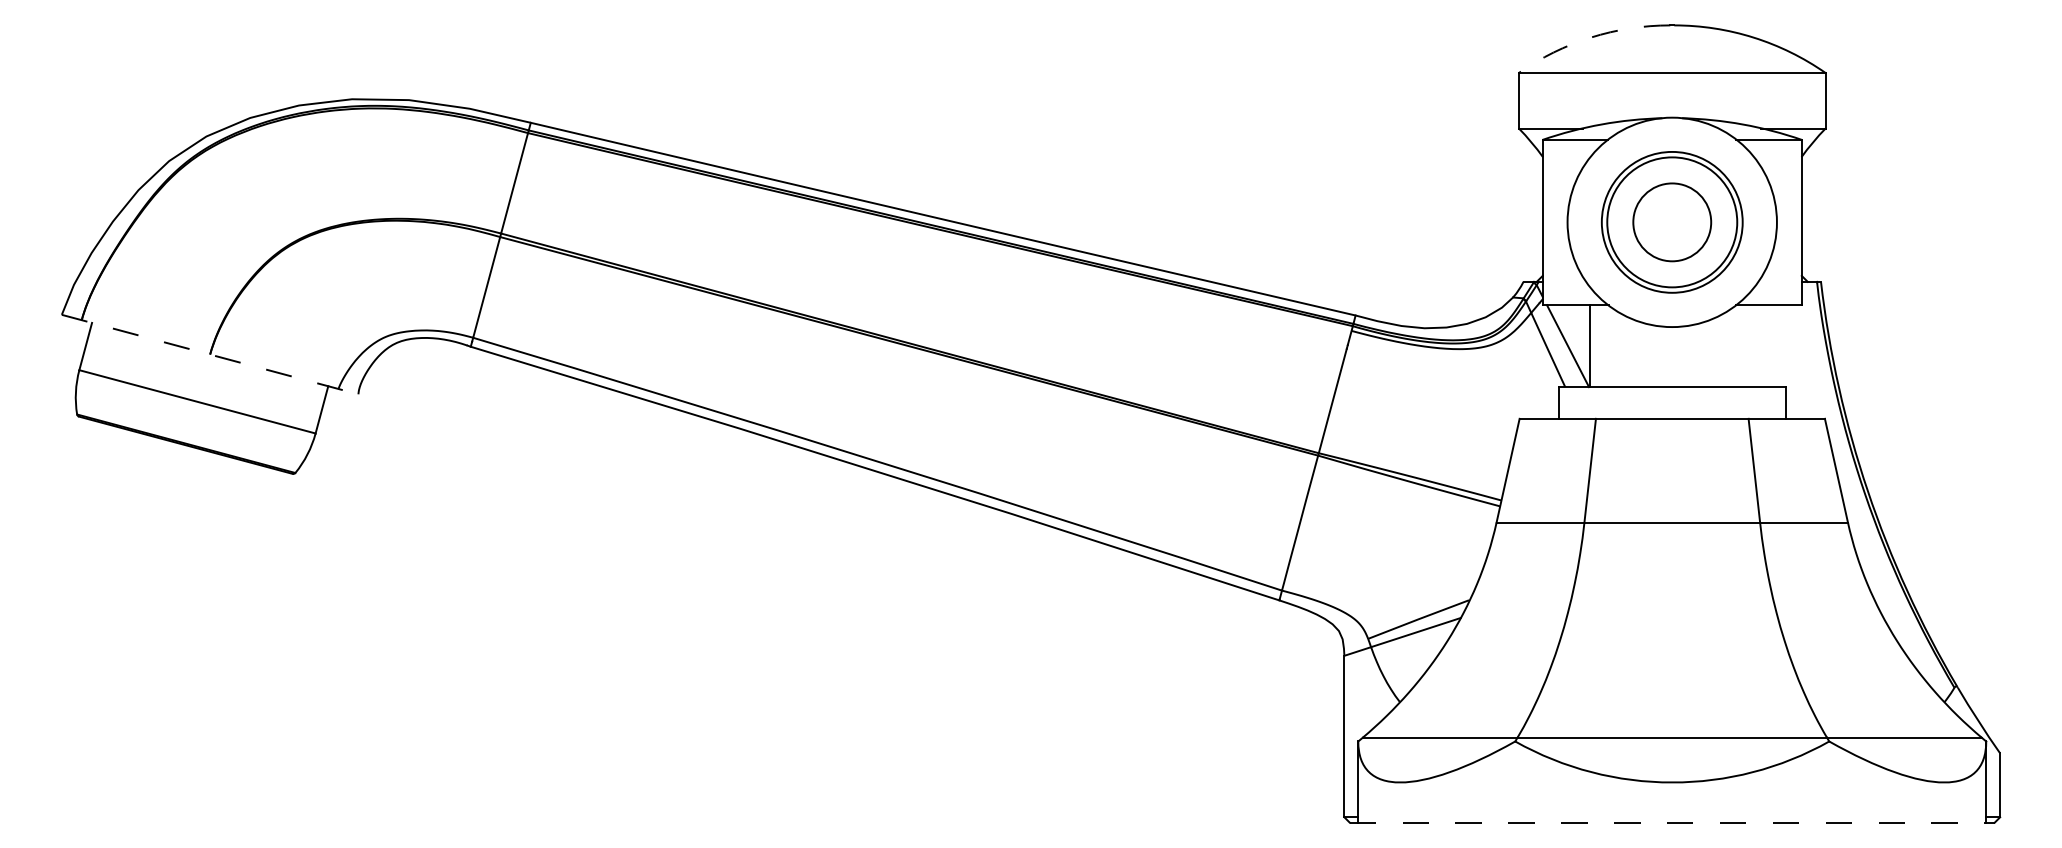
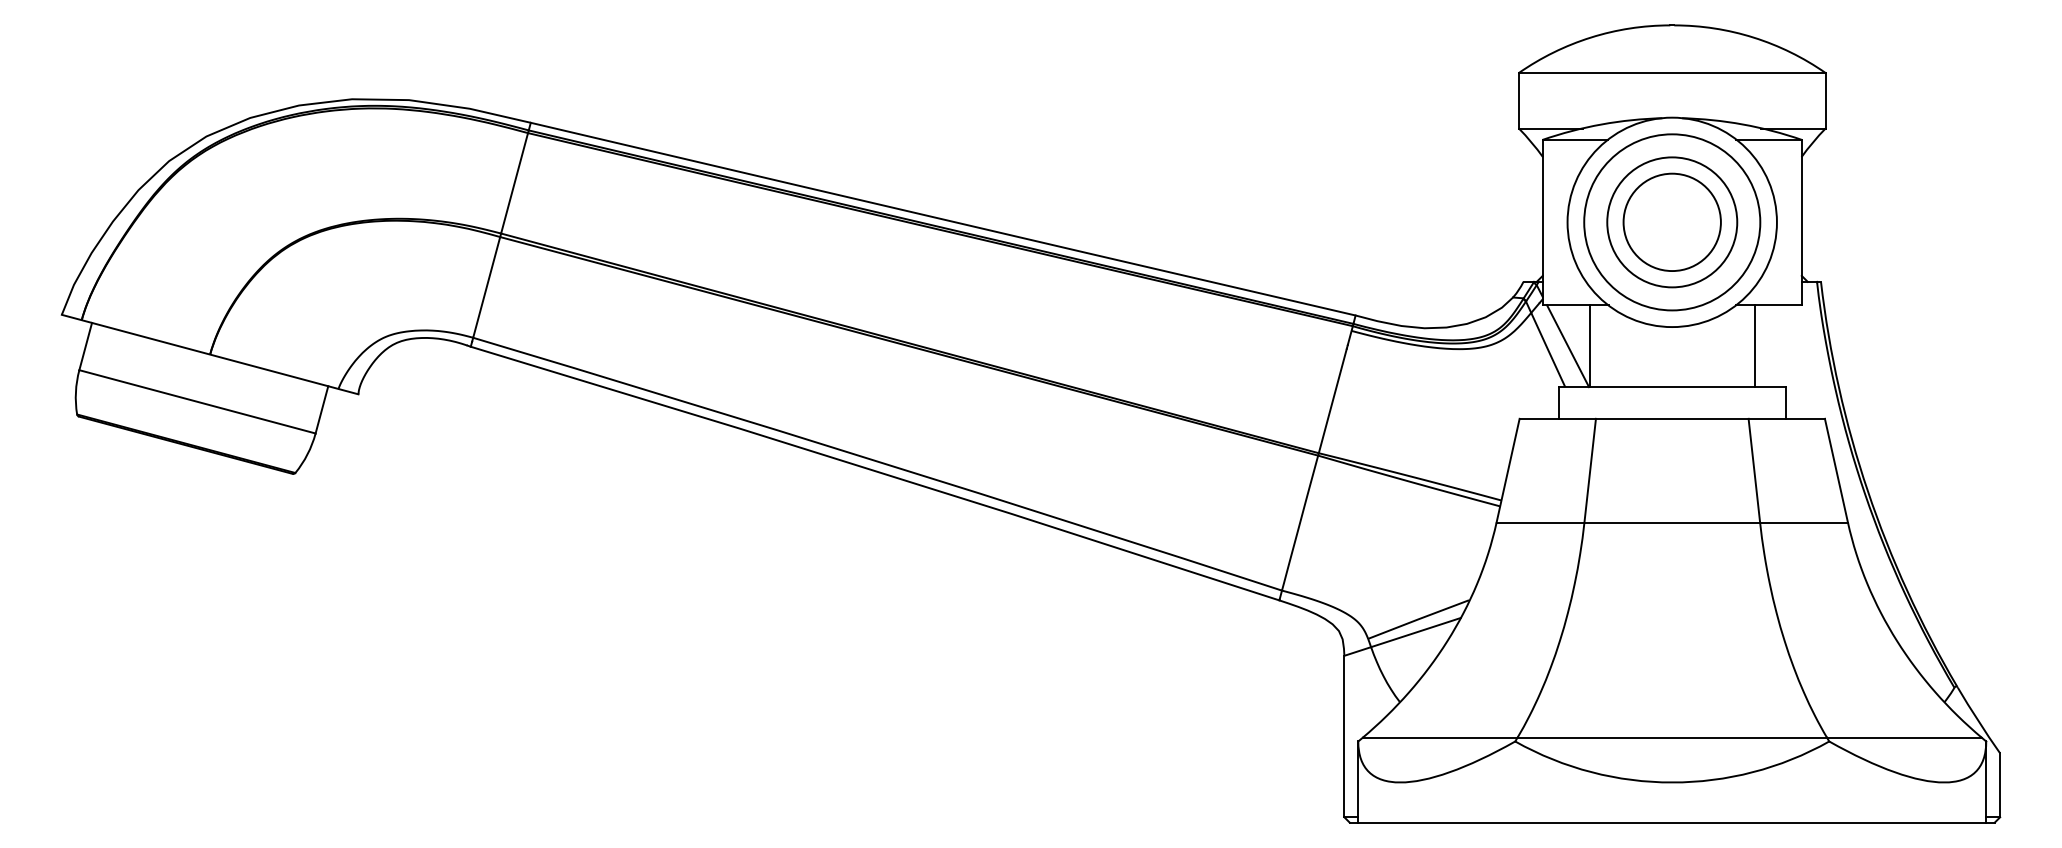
arc: dashed -> solid (1590, 37)
circle diameter: 141 px -> 176 px (1672, 222)
circle diameter: 78 px -> 97 px (1671, 222)
line: none -> present (1754, 346)
line: dashed -> solid (210, 354)
line: dashed -> solid (1672, 822)
